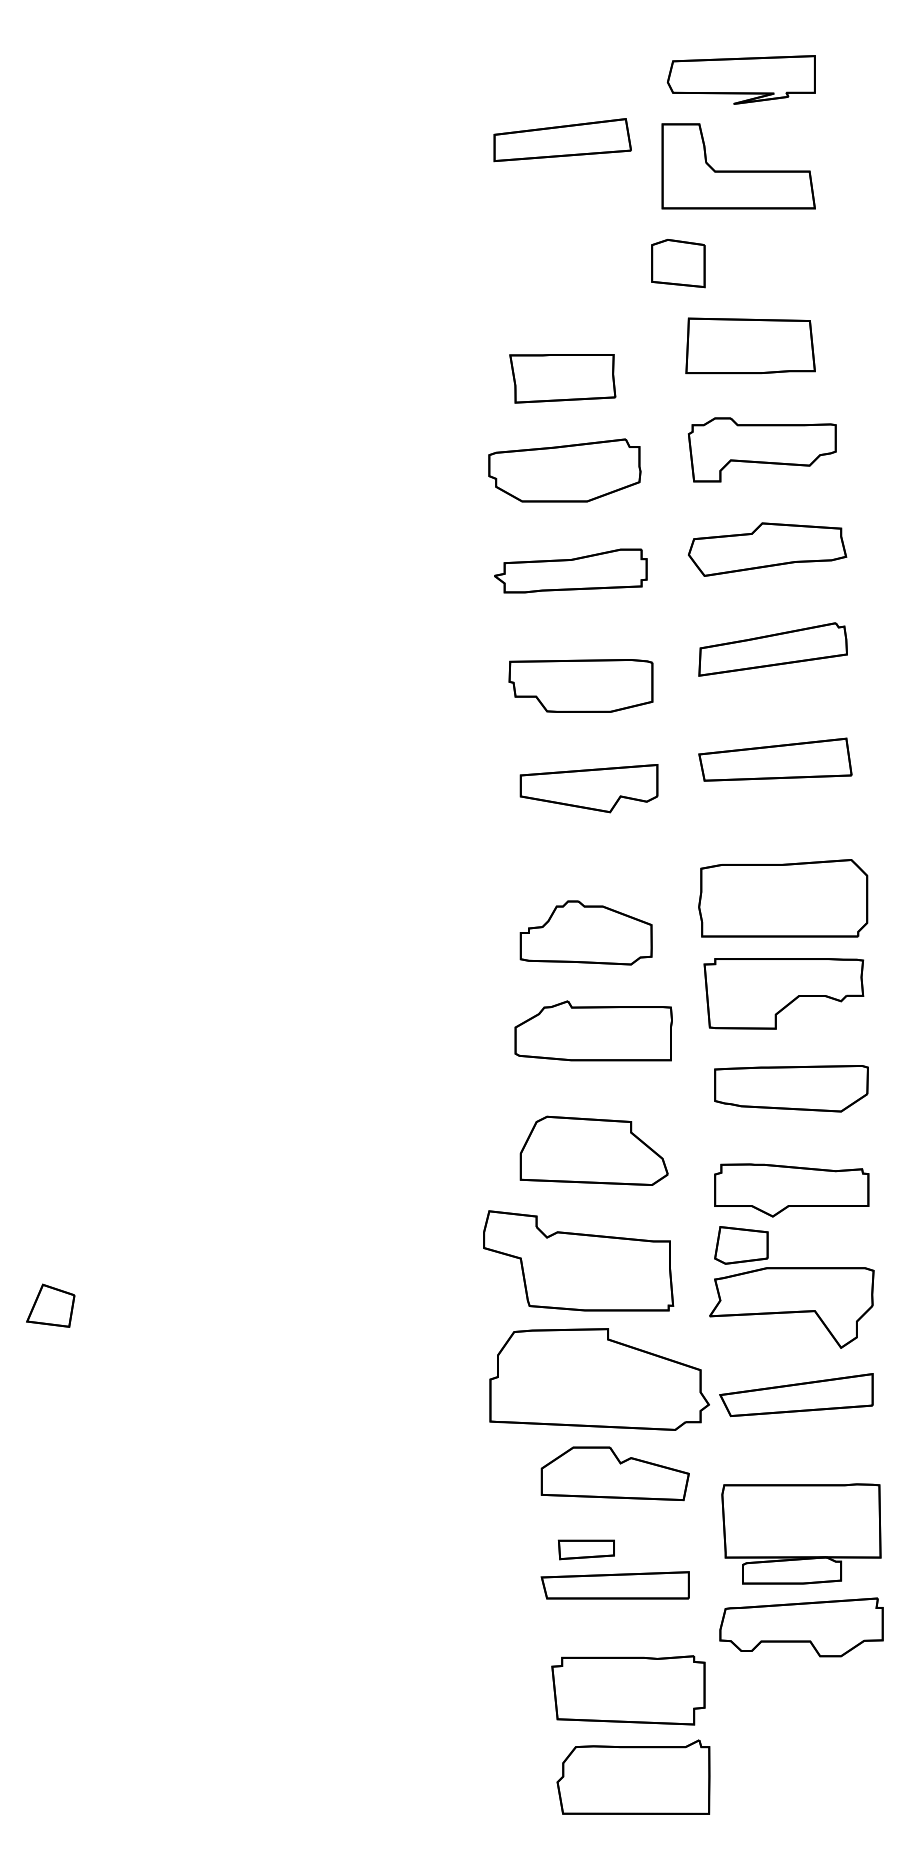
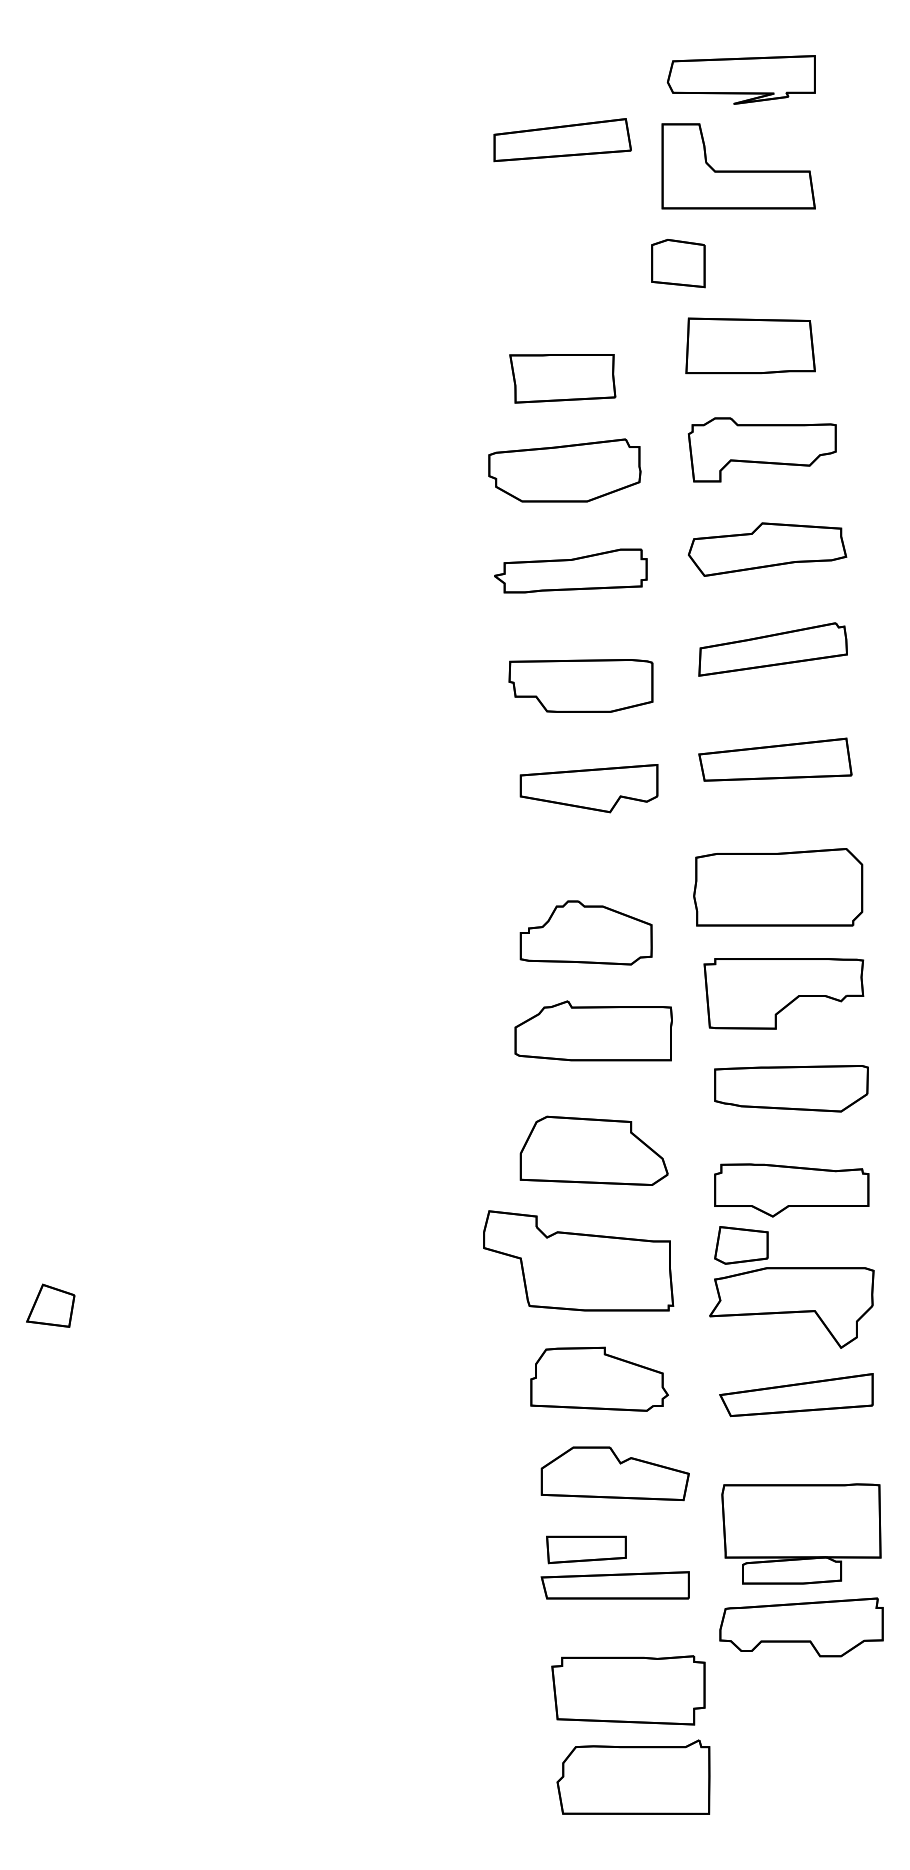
part position: (783, 898) -> (778, 887) (778, 887)
part size: 221x103 px -> 139x66 px (599, 1378)
part size: 57x22 px -> 81x30 px (586, 1549)
